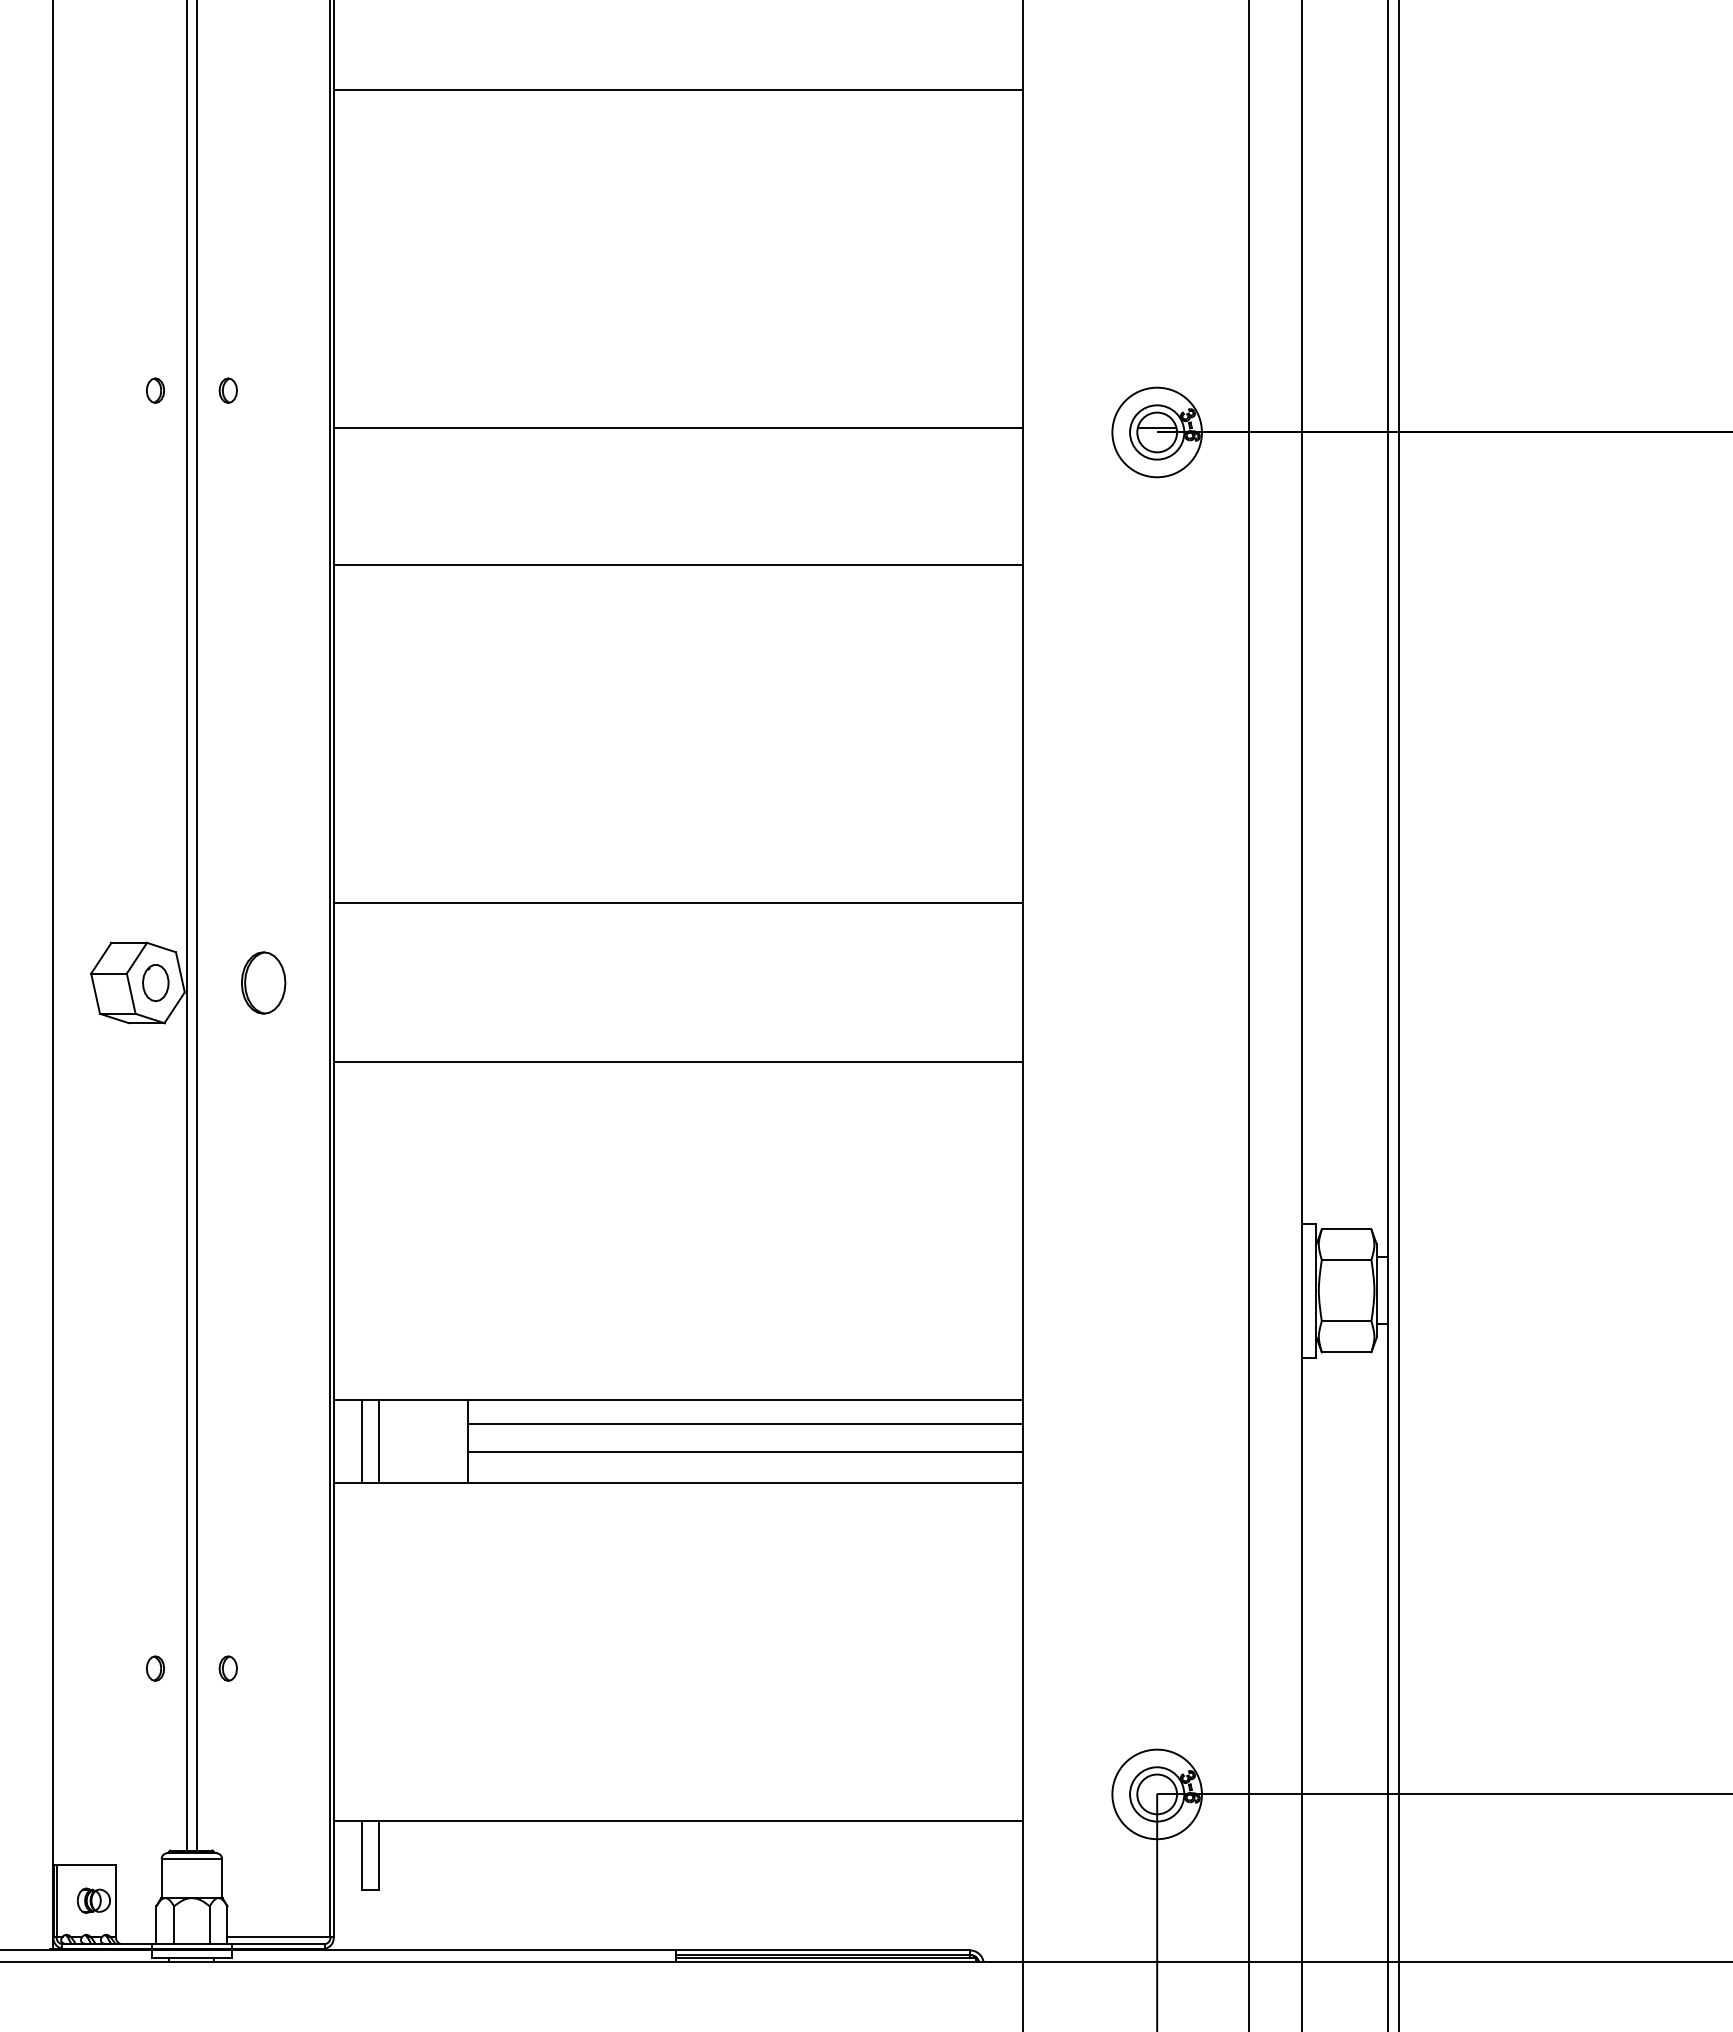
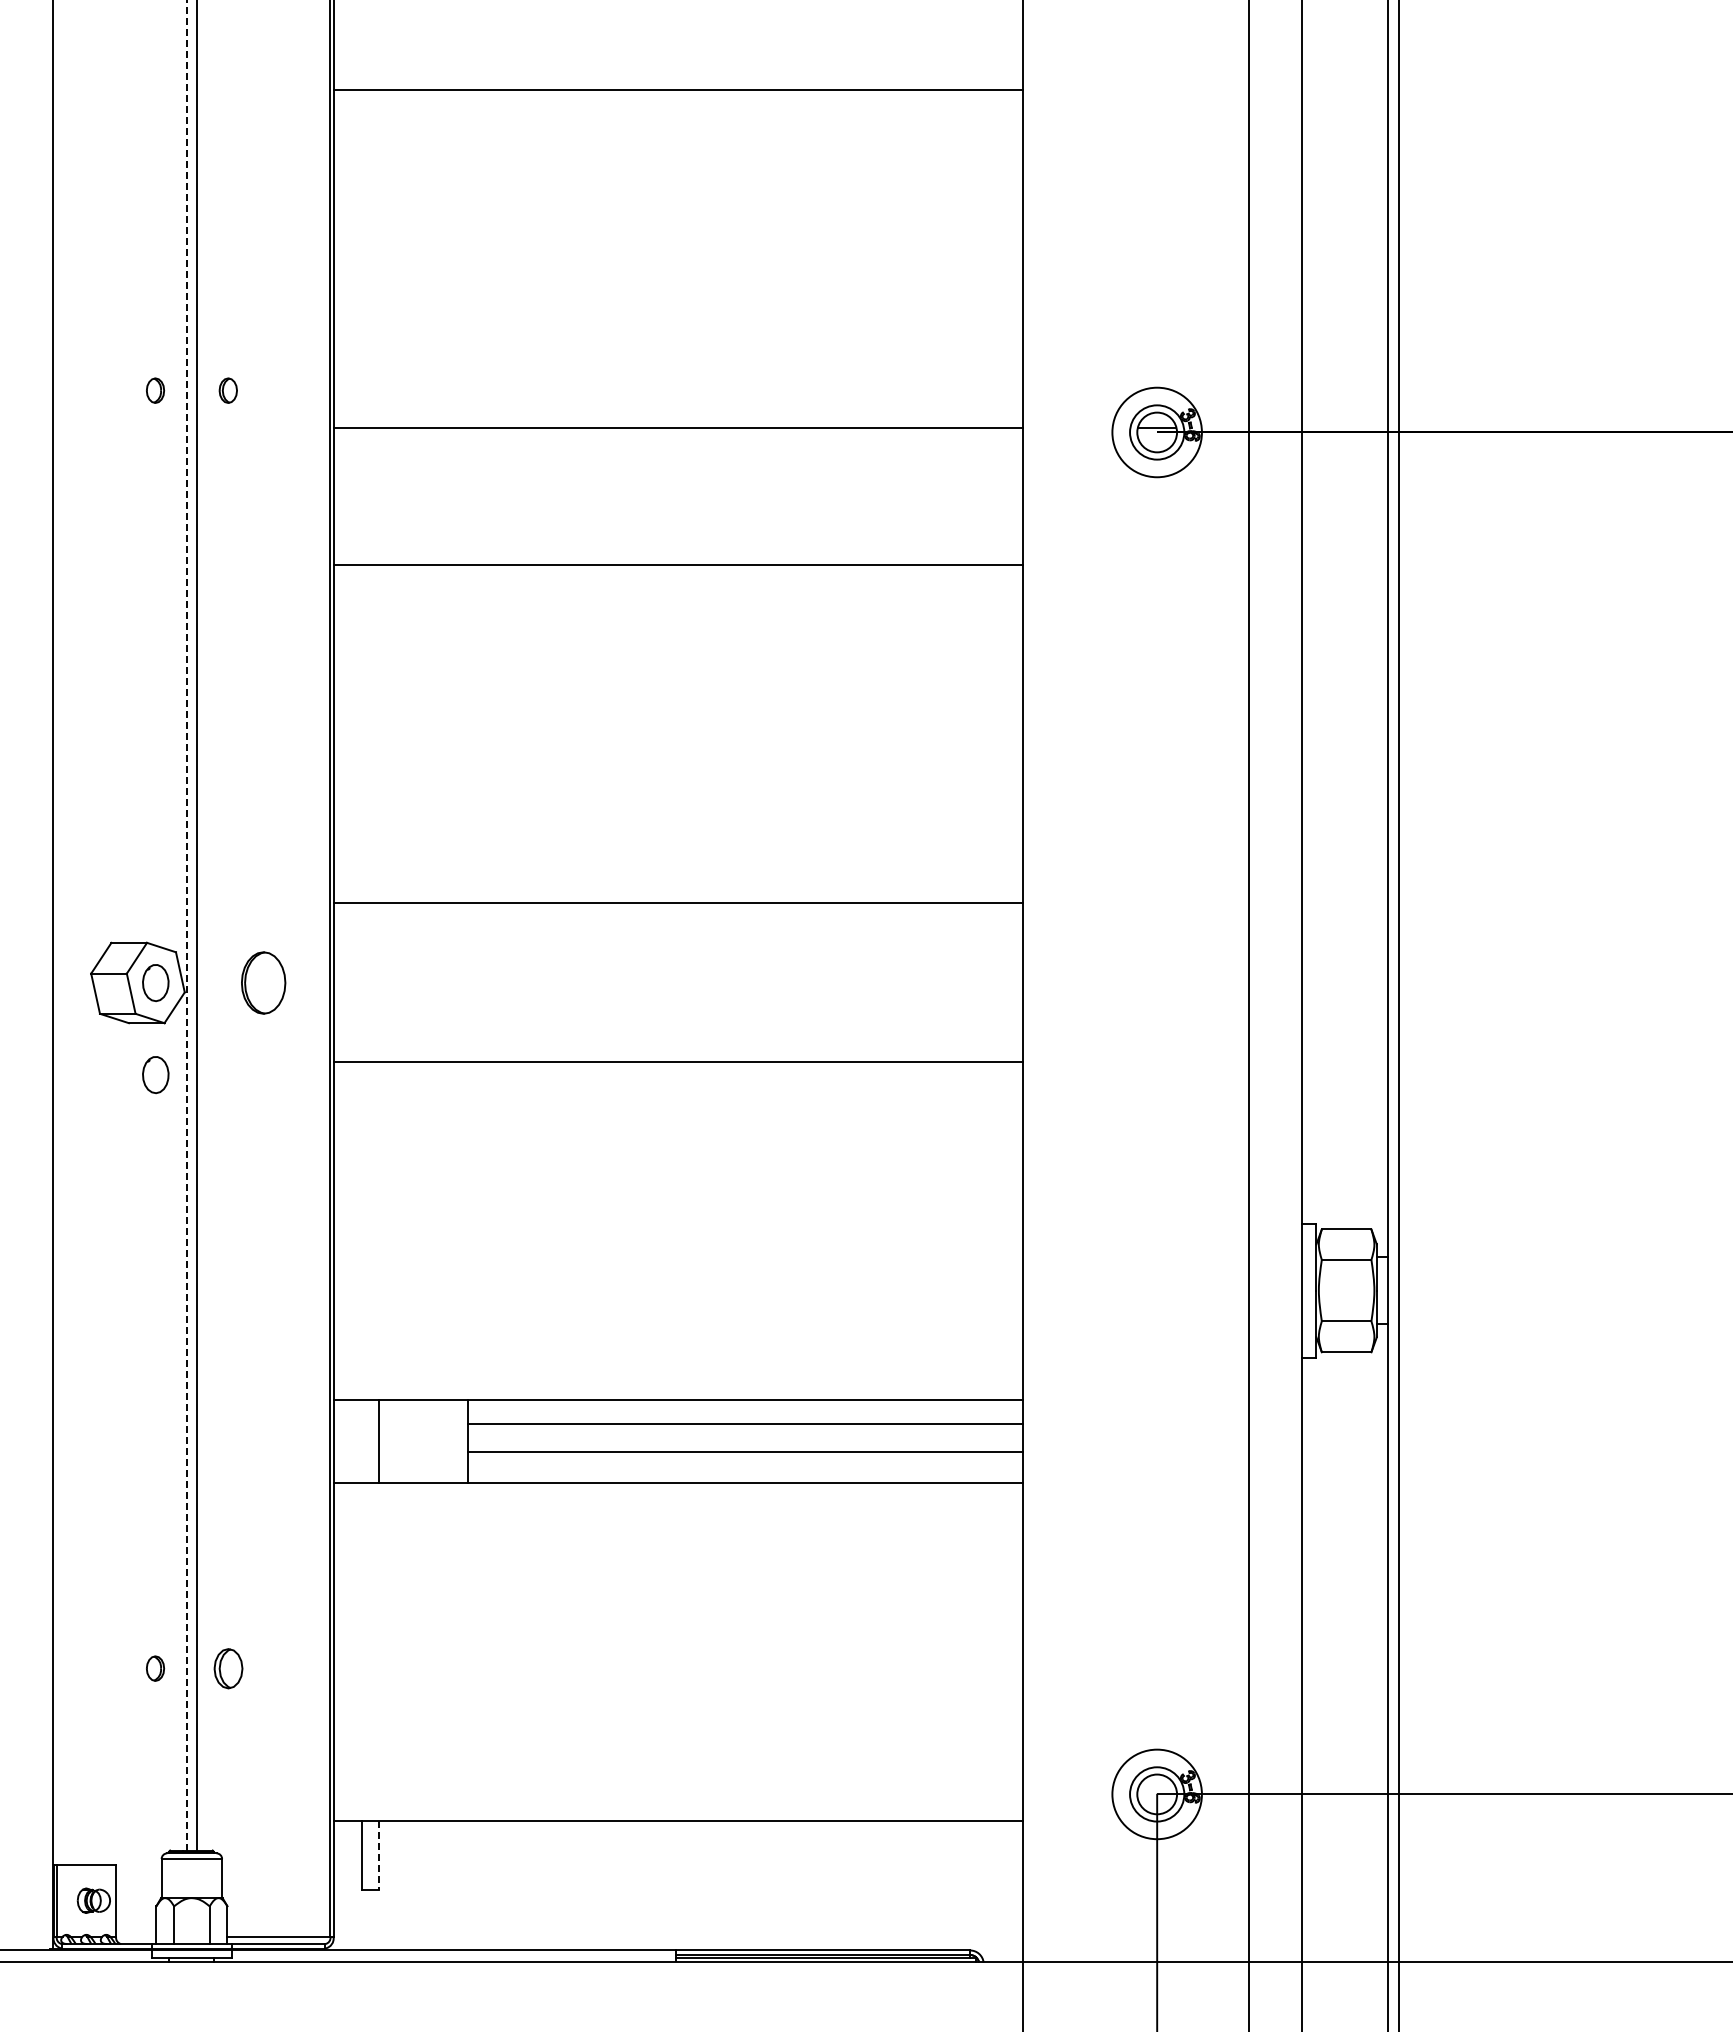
line: solid -> dashed (186, 925)
part: none -> present (155, 1075)
line: present -> none (362, 1441)
part size: 20x27 px -> 31x42 px (228, 1668)
line: solid -> dashed (378, 1855)
